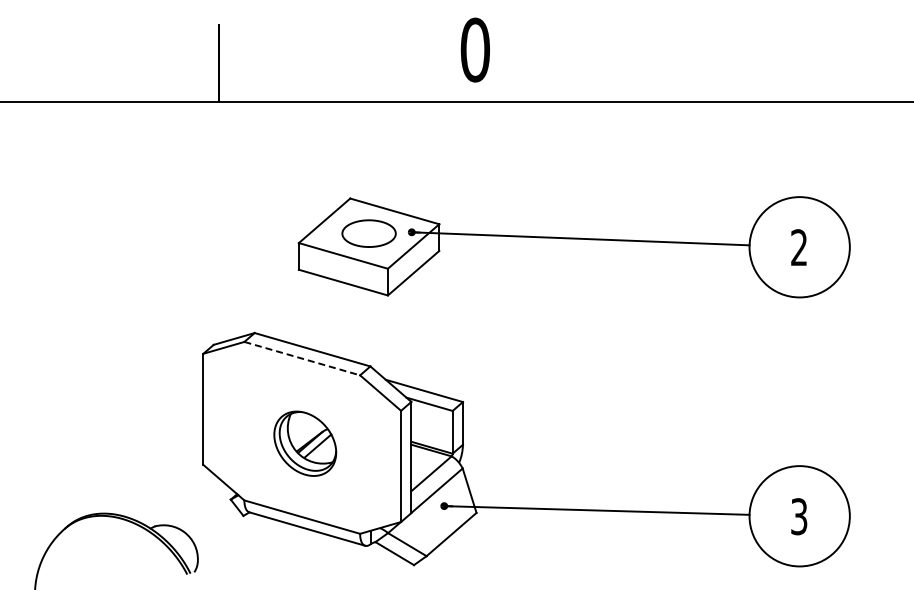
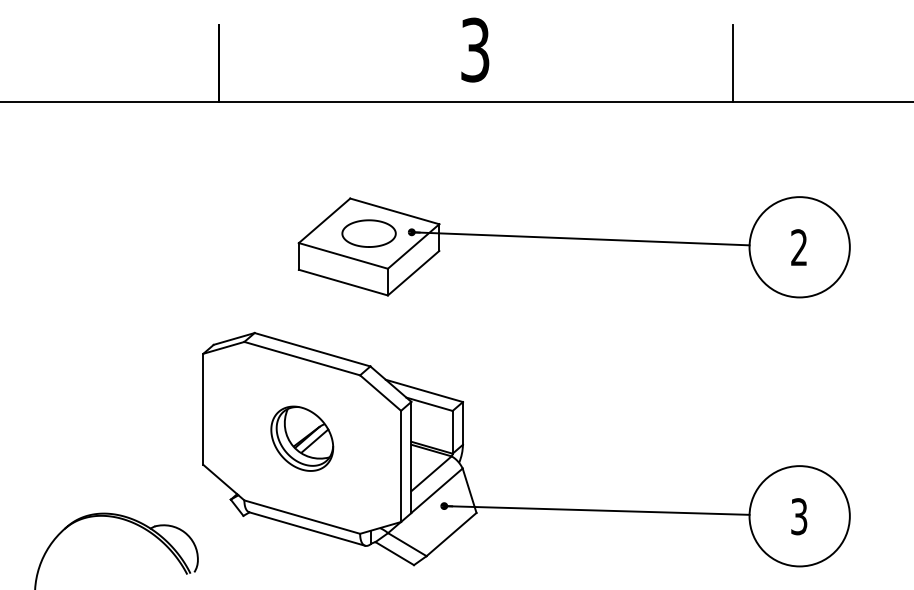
text: 0 -> 3 (474, 49)
line: none -> present (733, 63)
line: dashed -> solid (302, 358)
part position: (305, 443) -> (302, 438) (302, 438)
